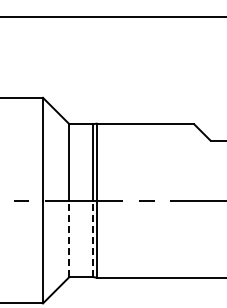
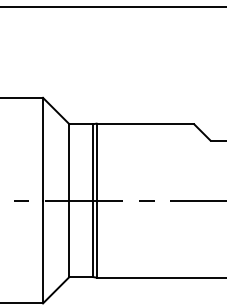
line position: (112, 16) -> (112, 6) (112, 6)
line: dashed -> solid (69, 238)
line: dashed -> solid (92, 238)
